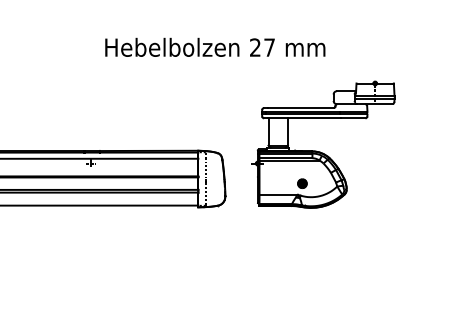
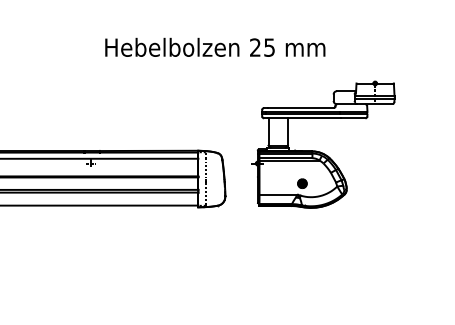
text: 27 -> 25 (269, 47)
